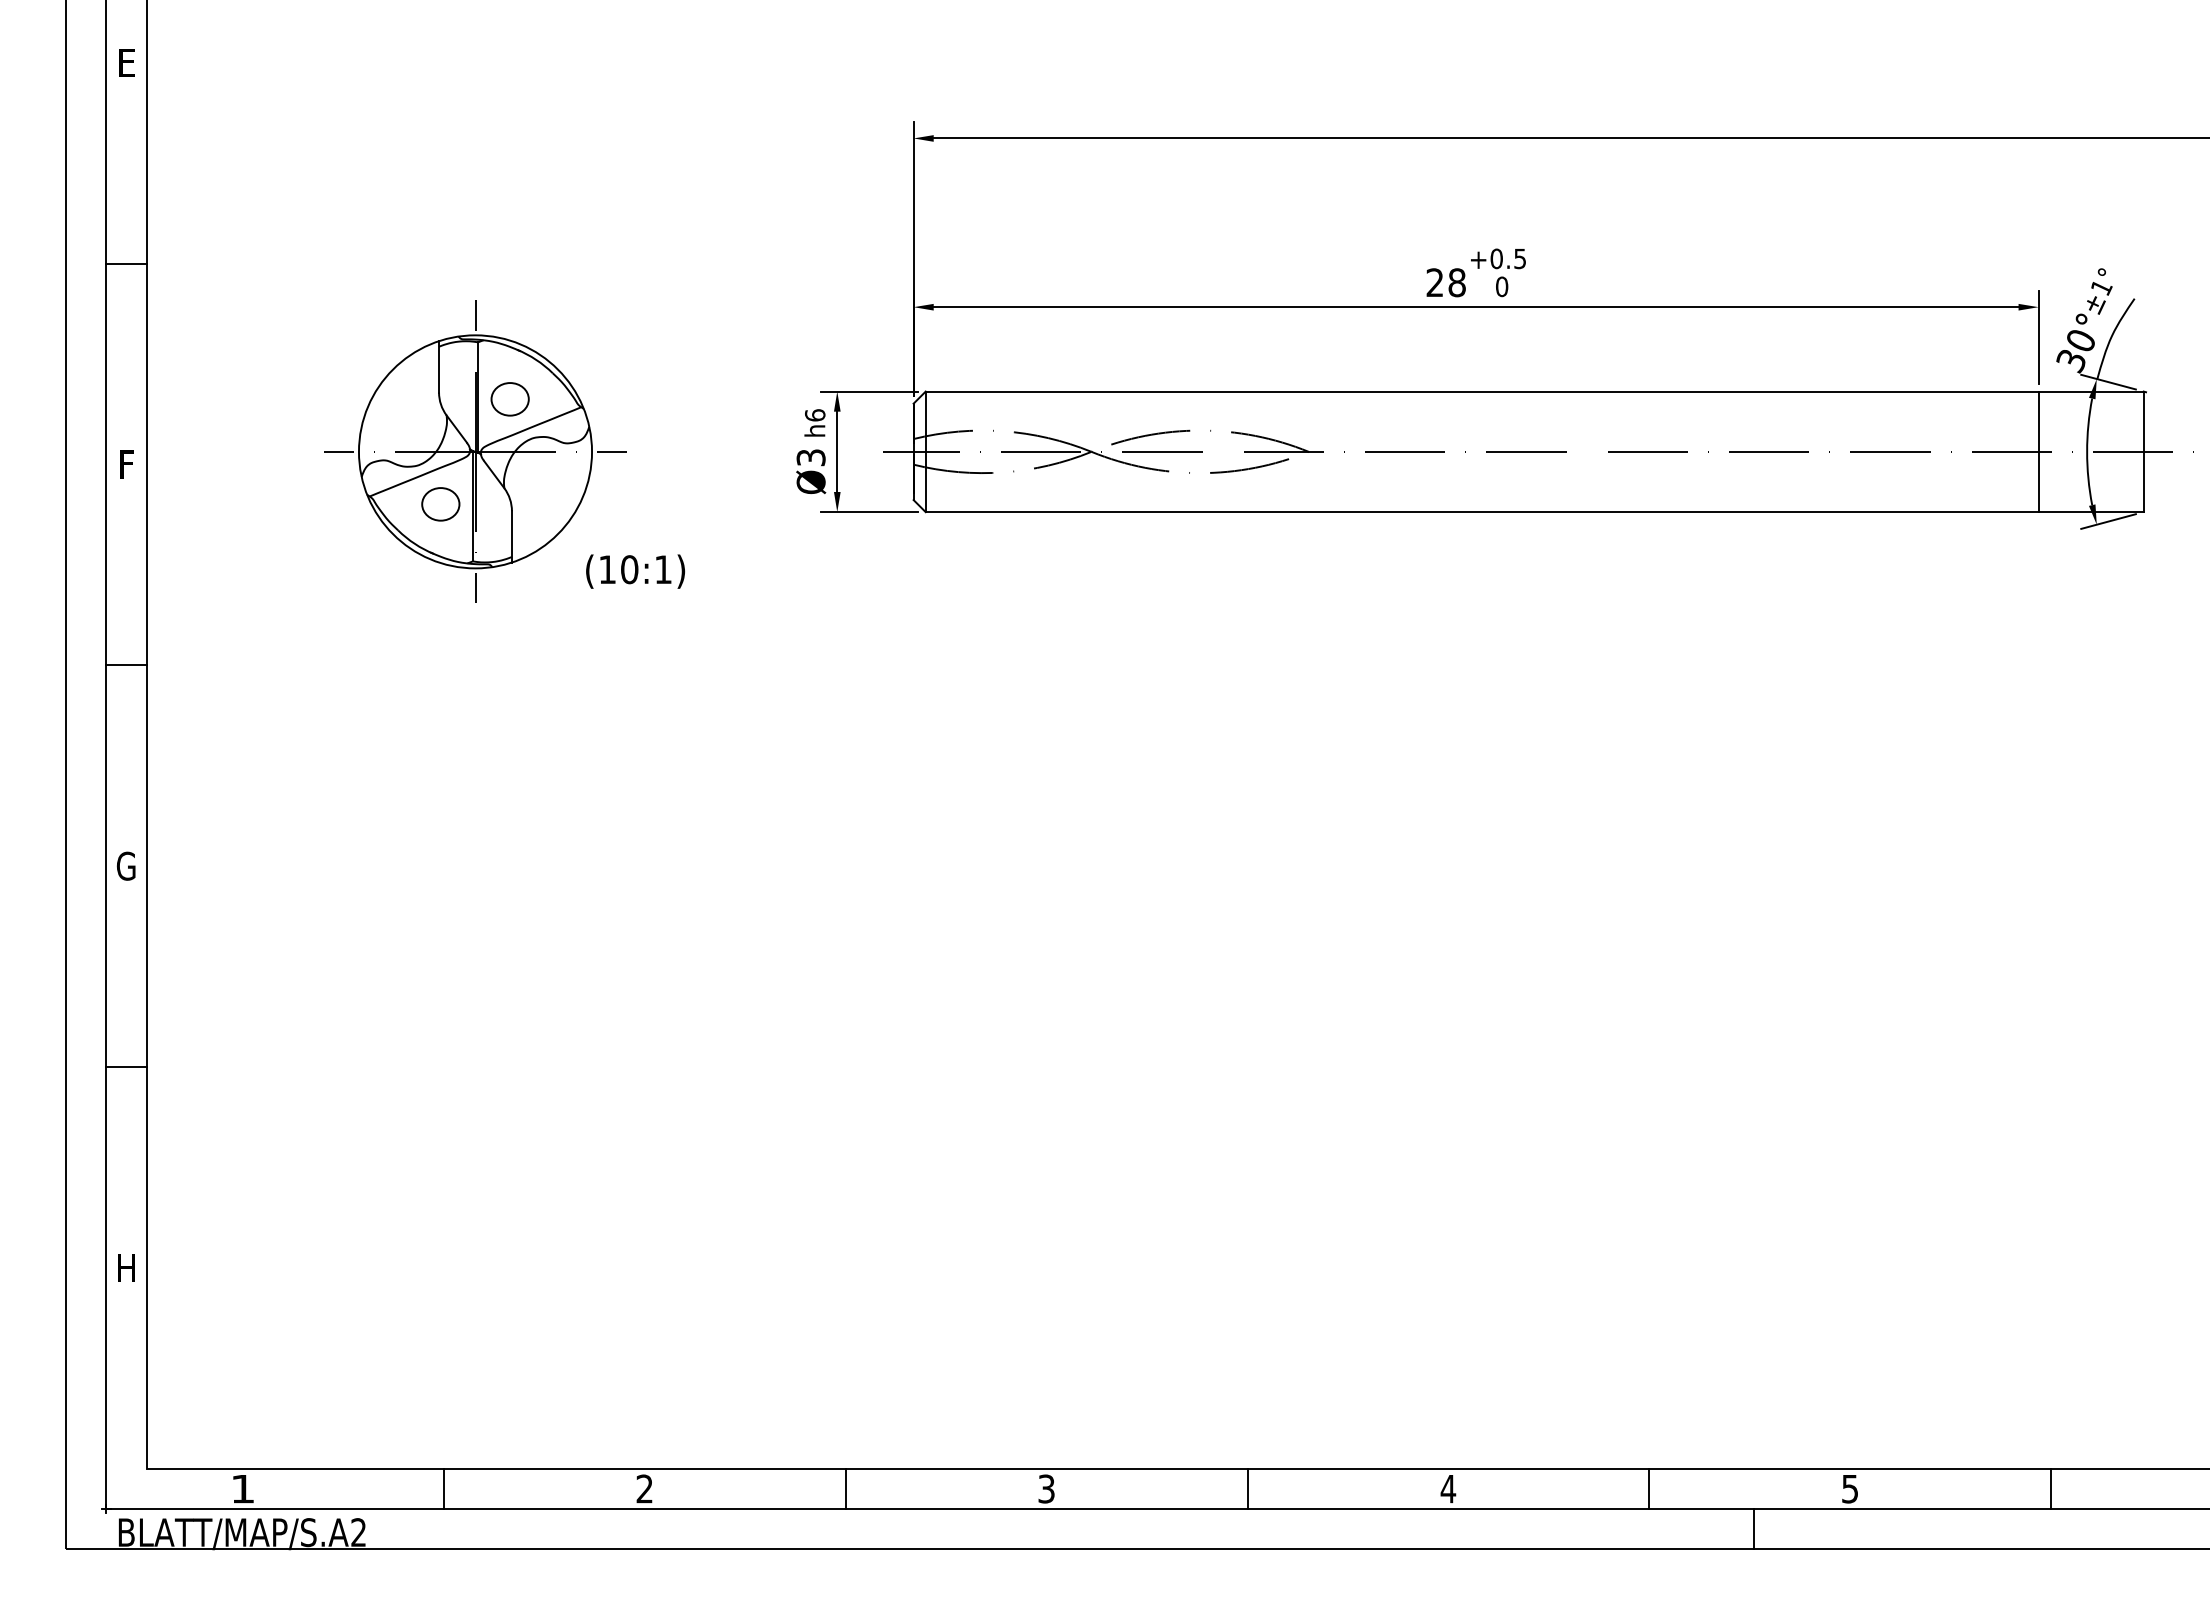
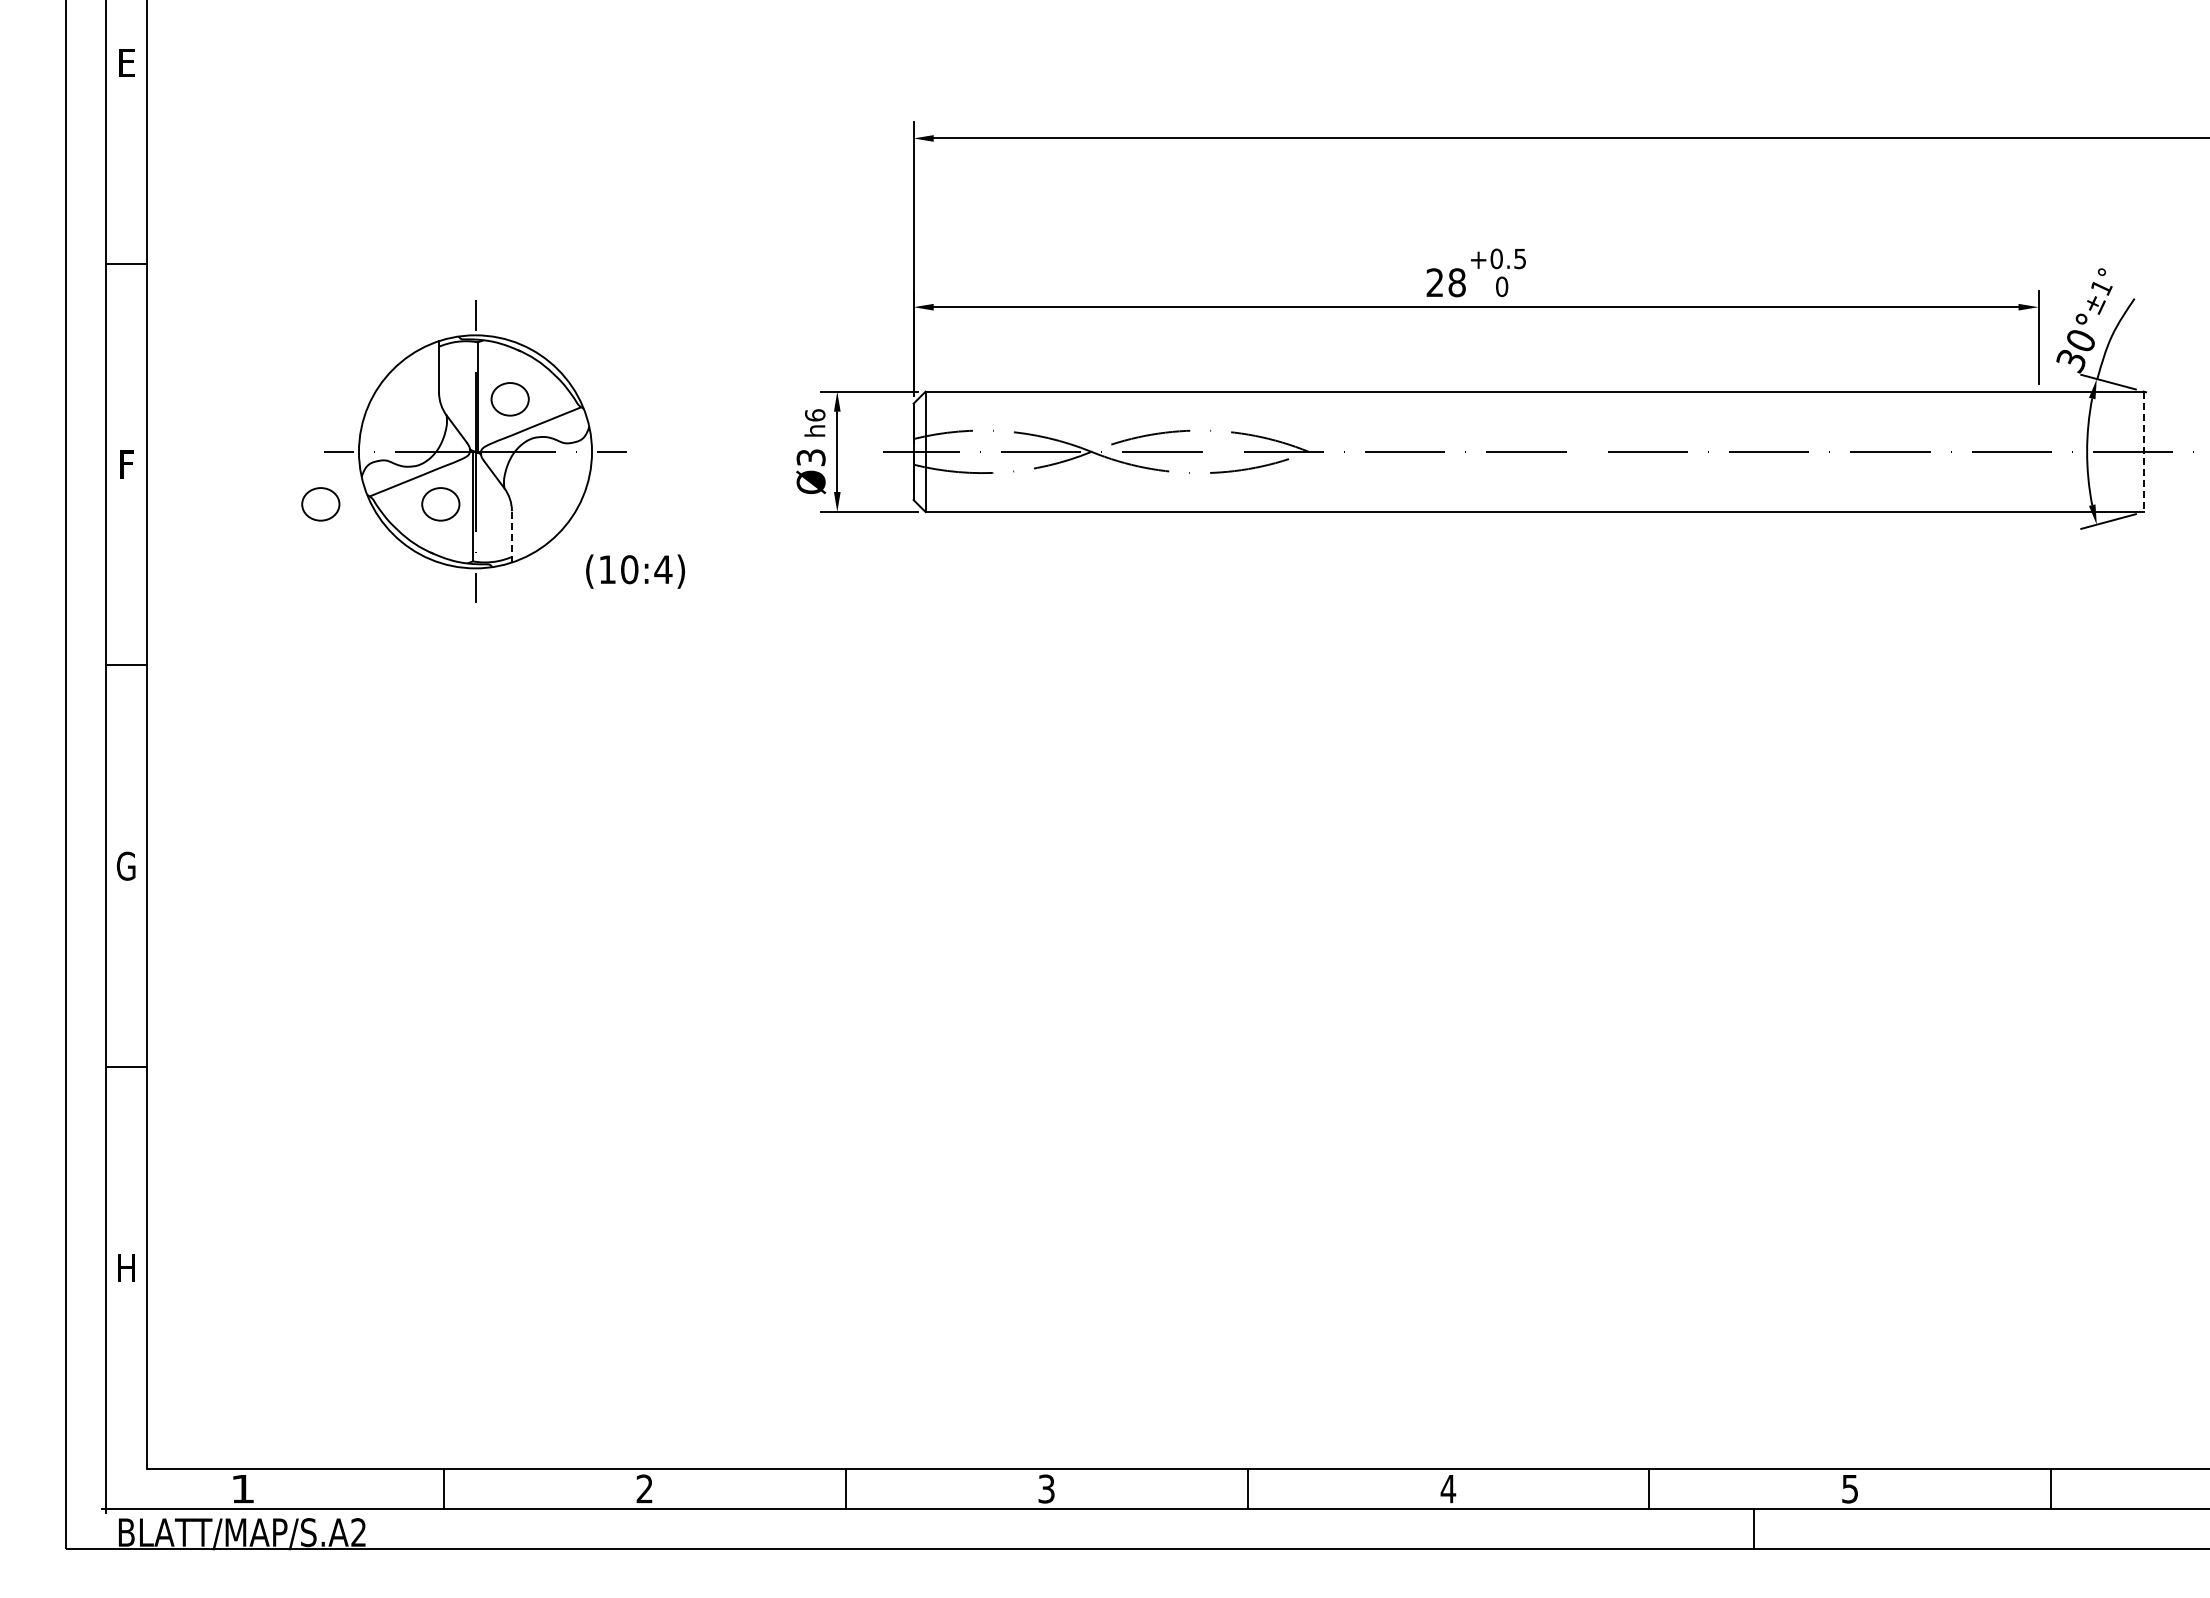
line: present -> none (2038, 451)
line: solid -> dashed (2143, 452)
part: none -> present (320, 504)
line: solid -> dashed (511, 536)
text: (10:1) -> (10:4) (663, 569)
